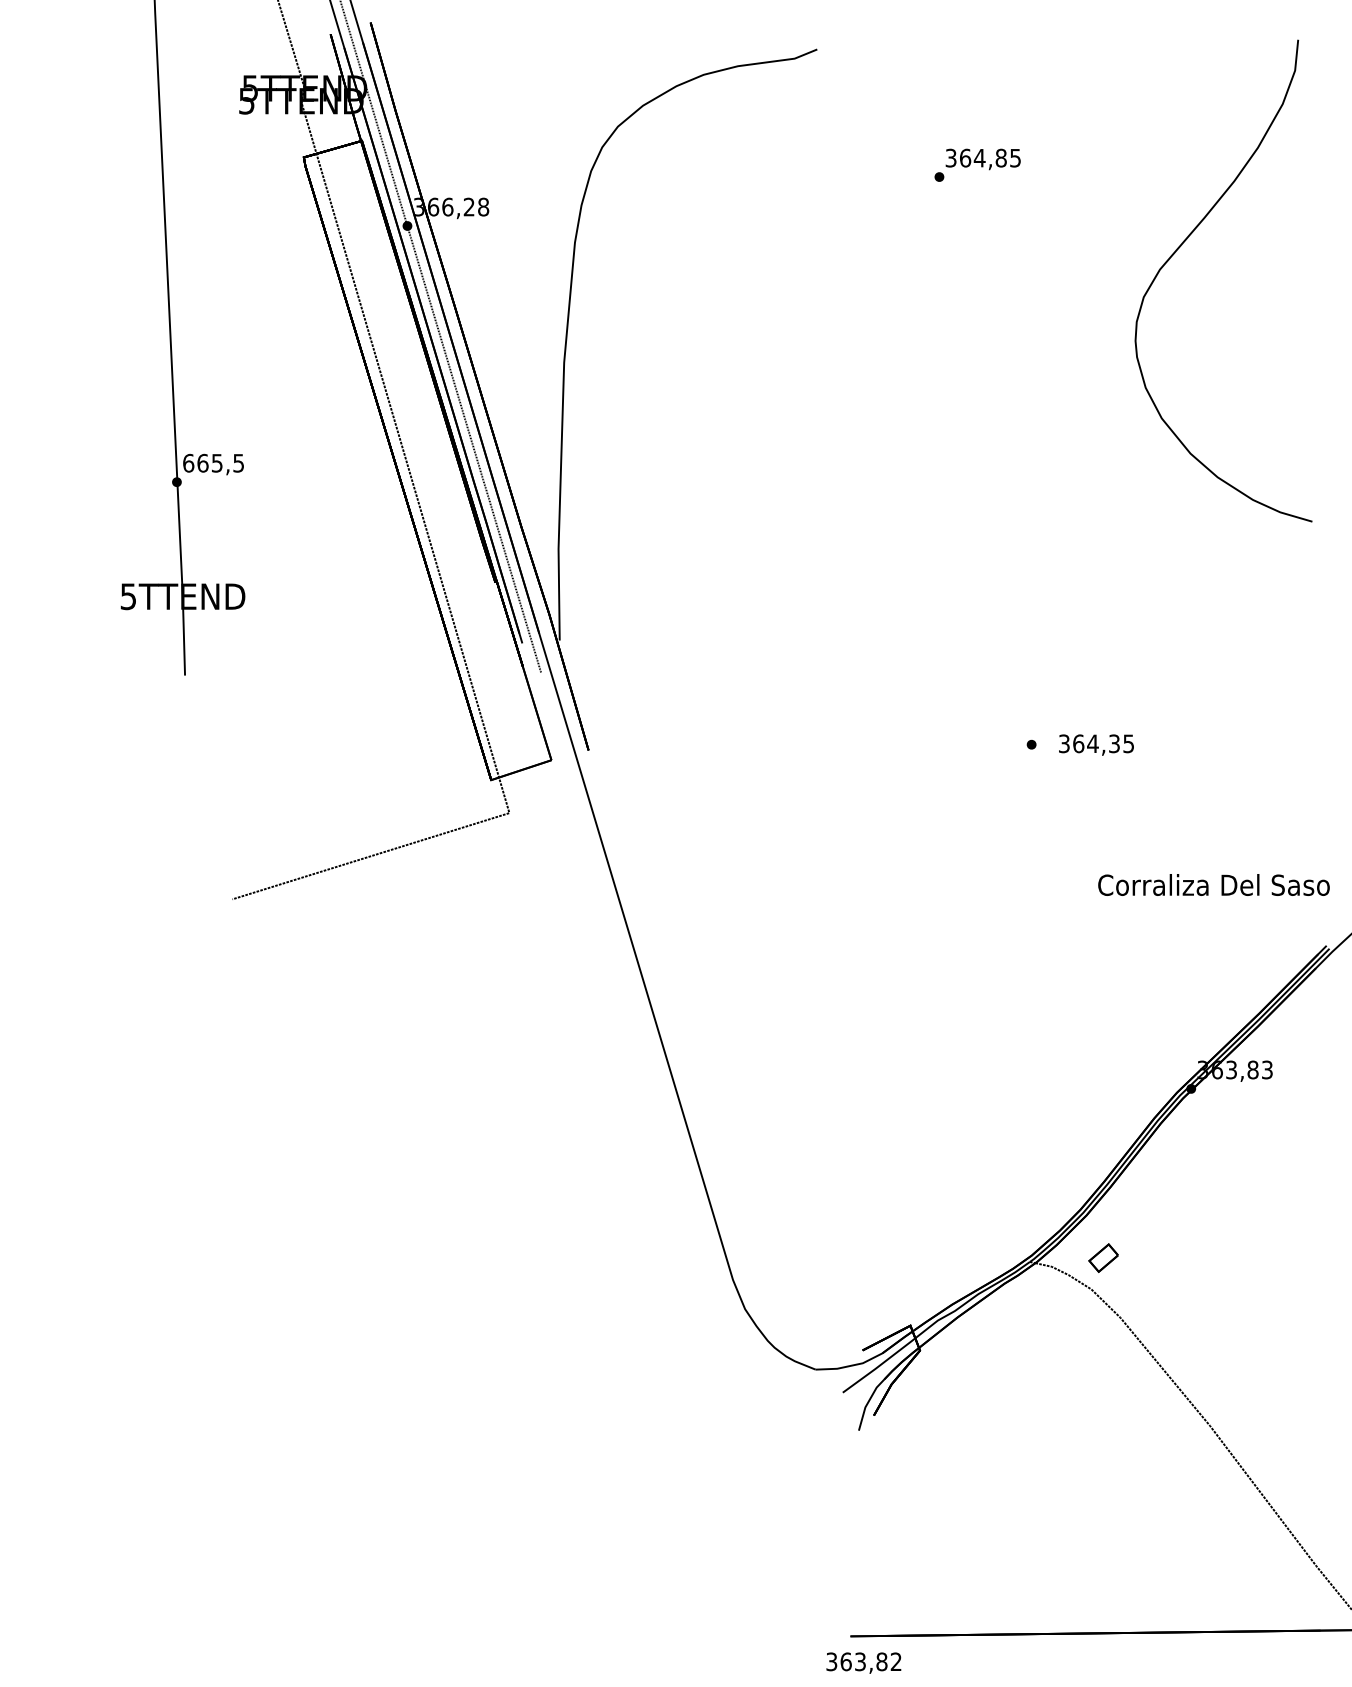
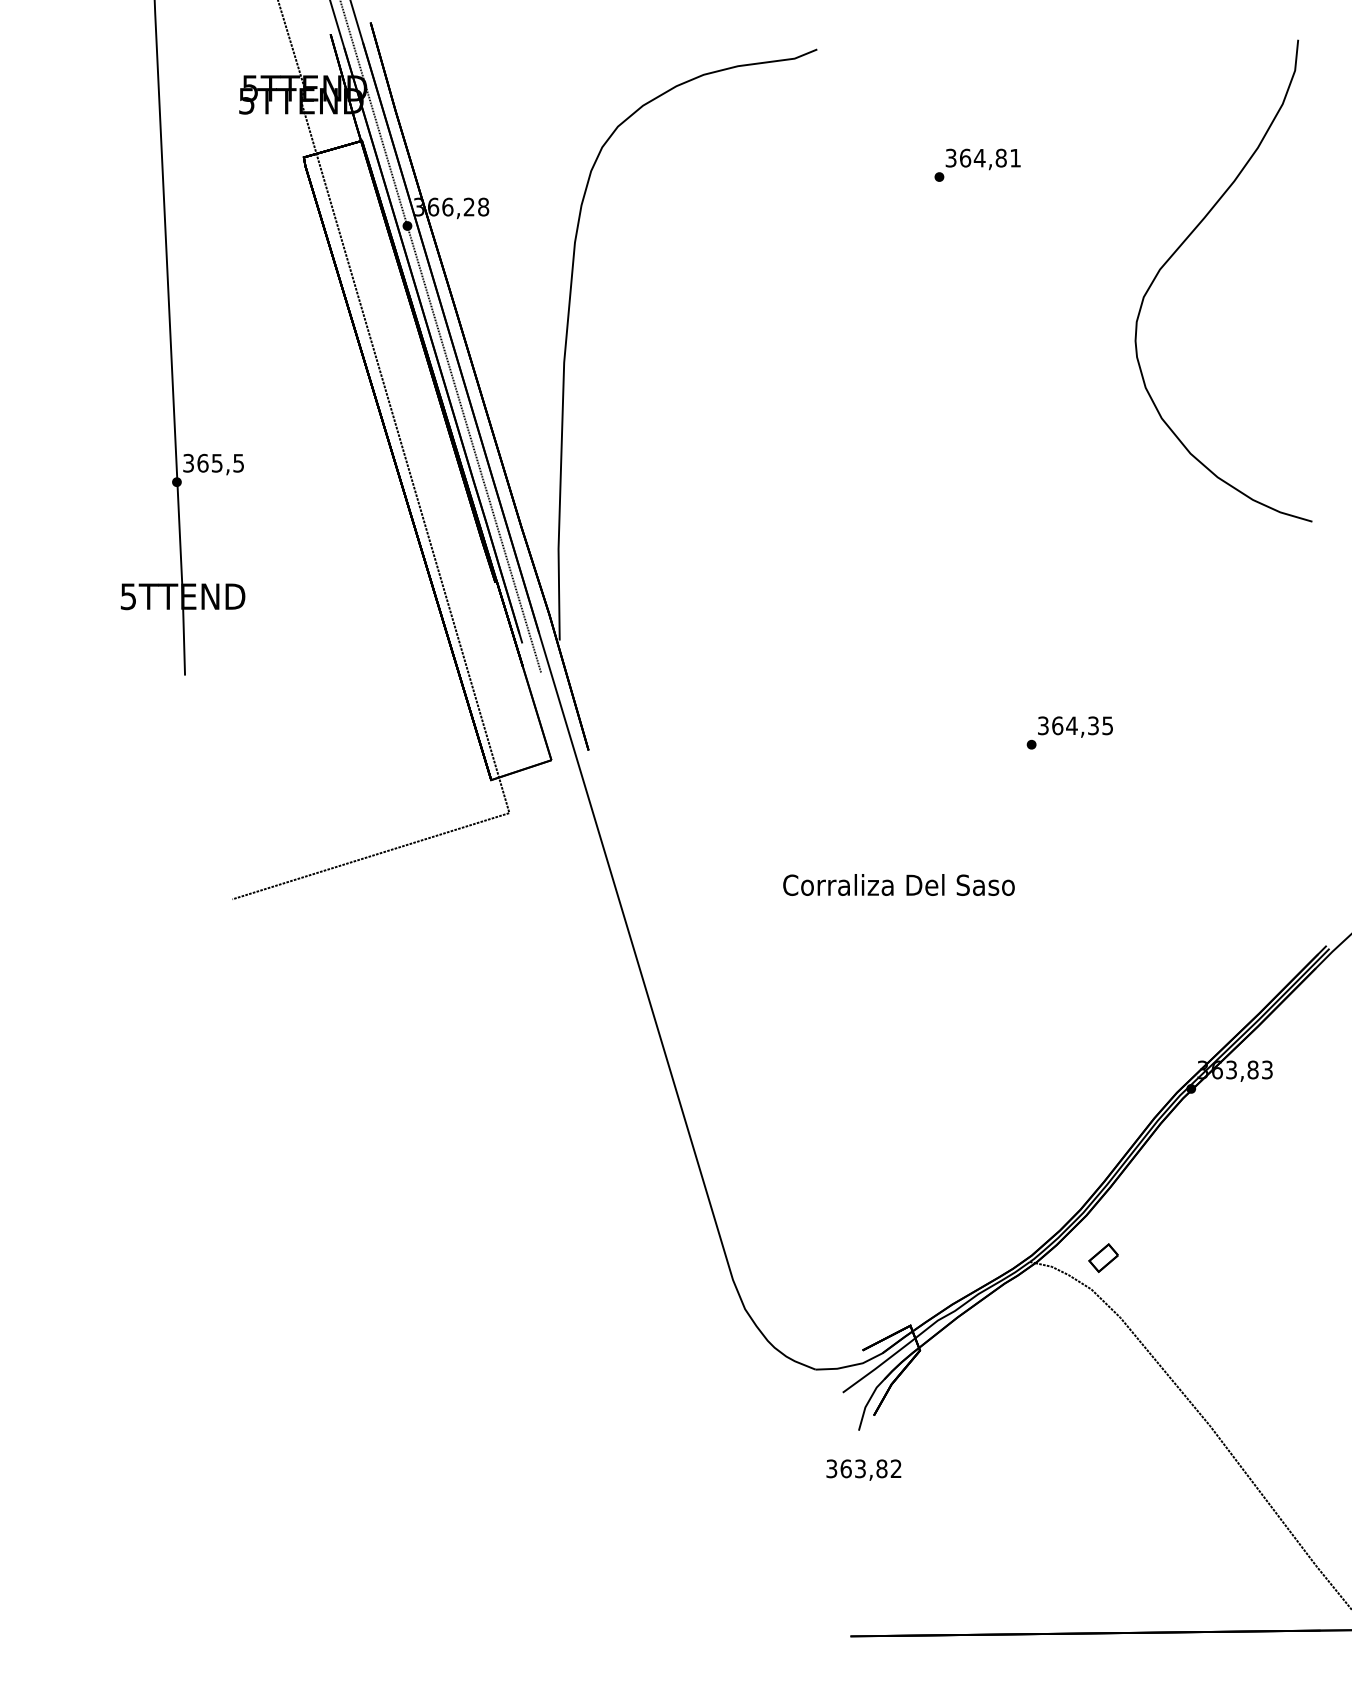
text: 364,85 -> 364,81 (1015, 158)
text: 665,5 -> 365,5 (188, 462)
text position: (1096, 744) -> (1075, 726) (1075, 726)
text position: (1213, 884) -> (898, 884) (898, 884)
text position: (863, 1662) -> (863, 1469) (863, 1469)
